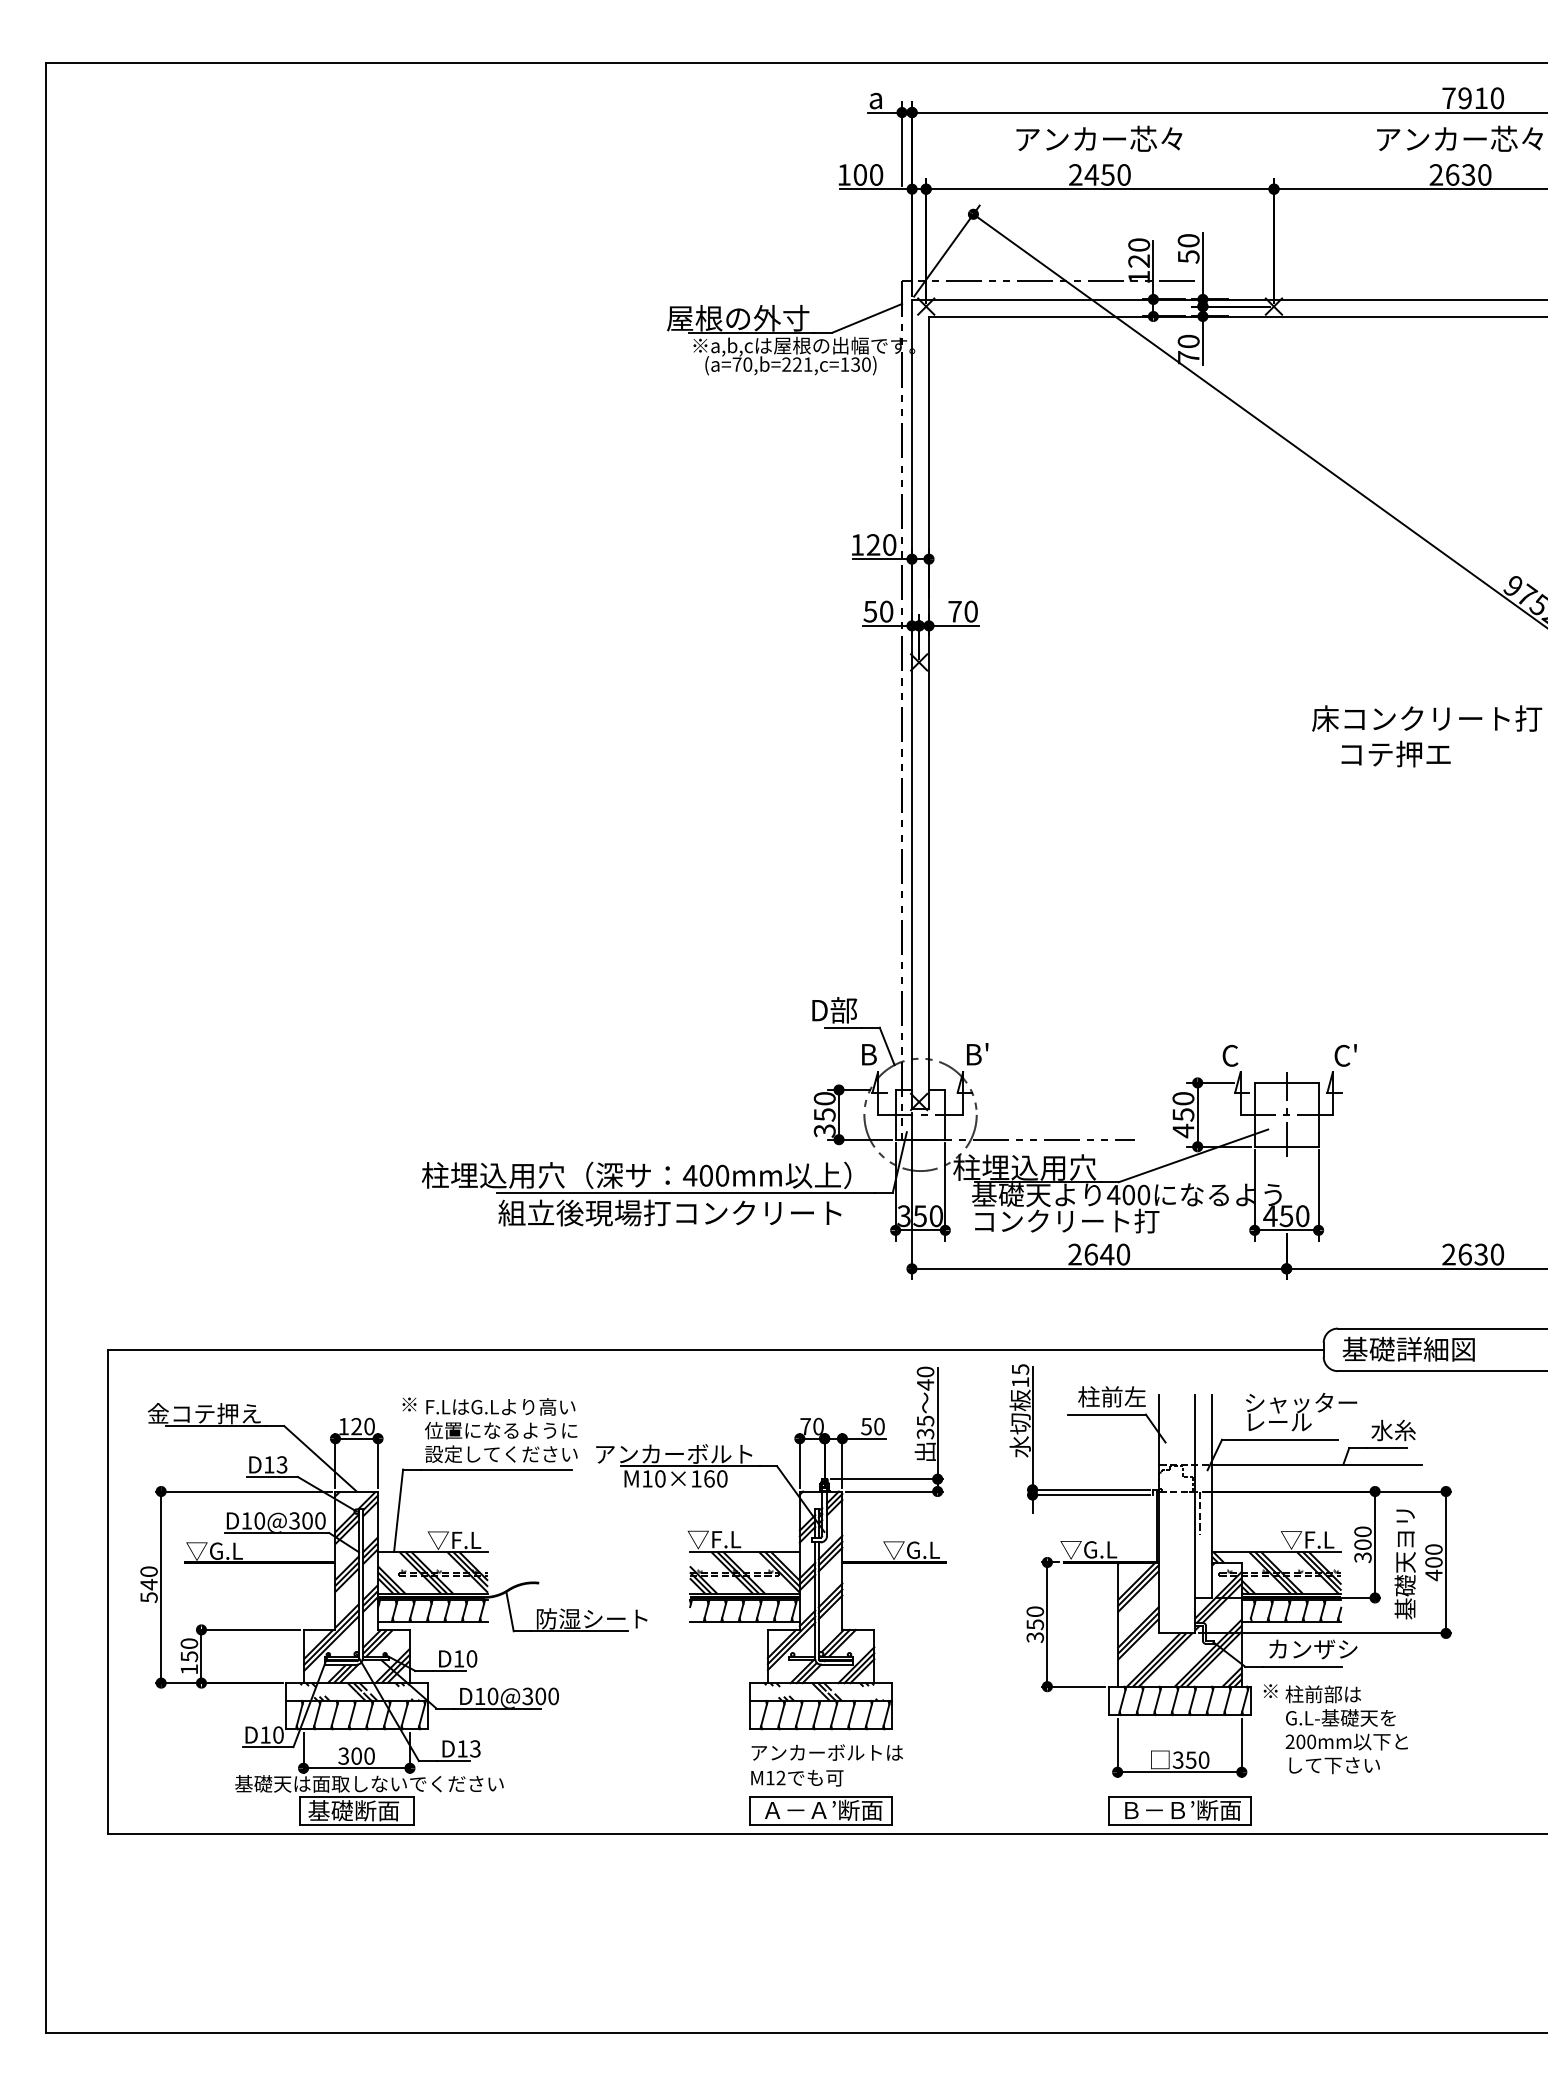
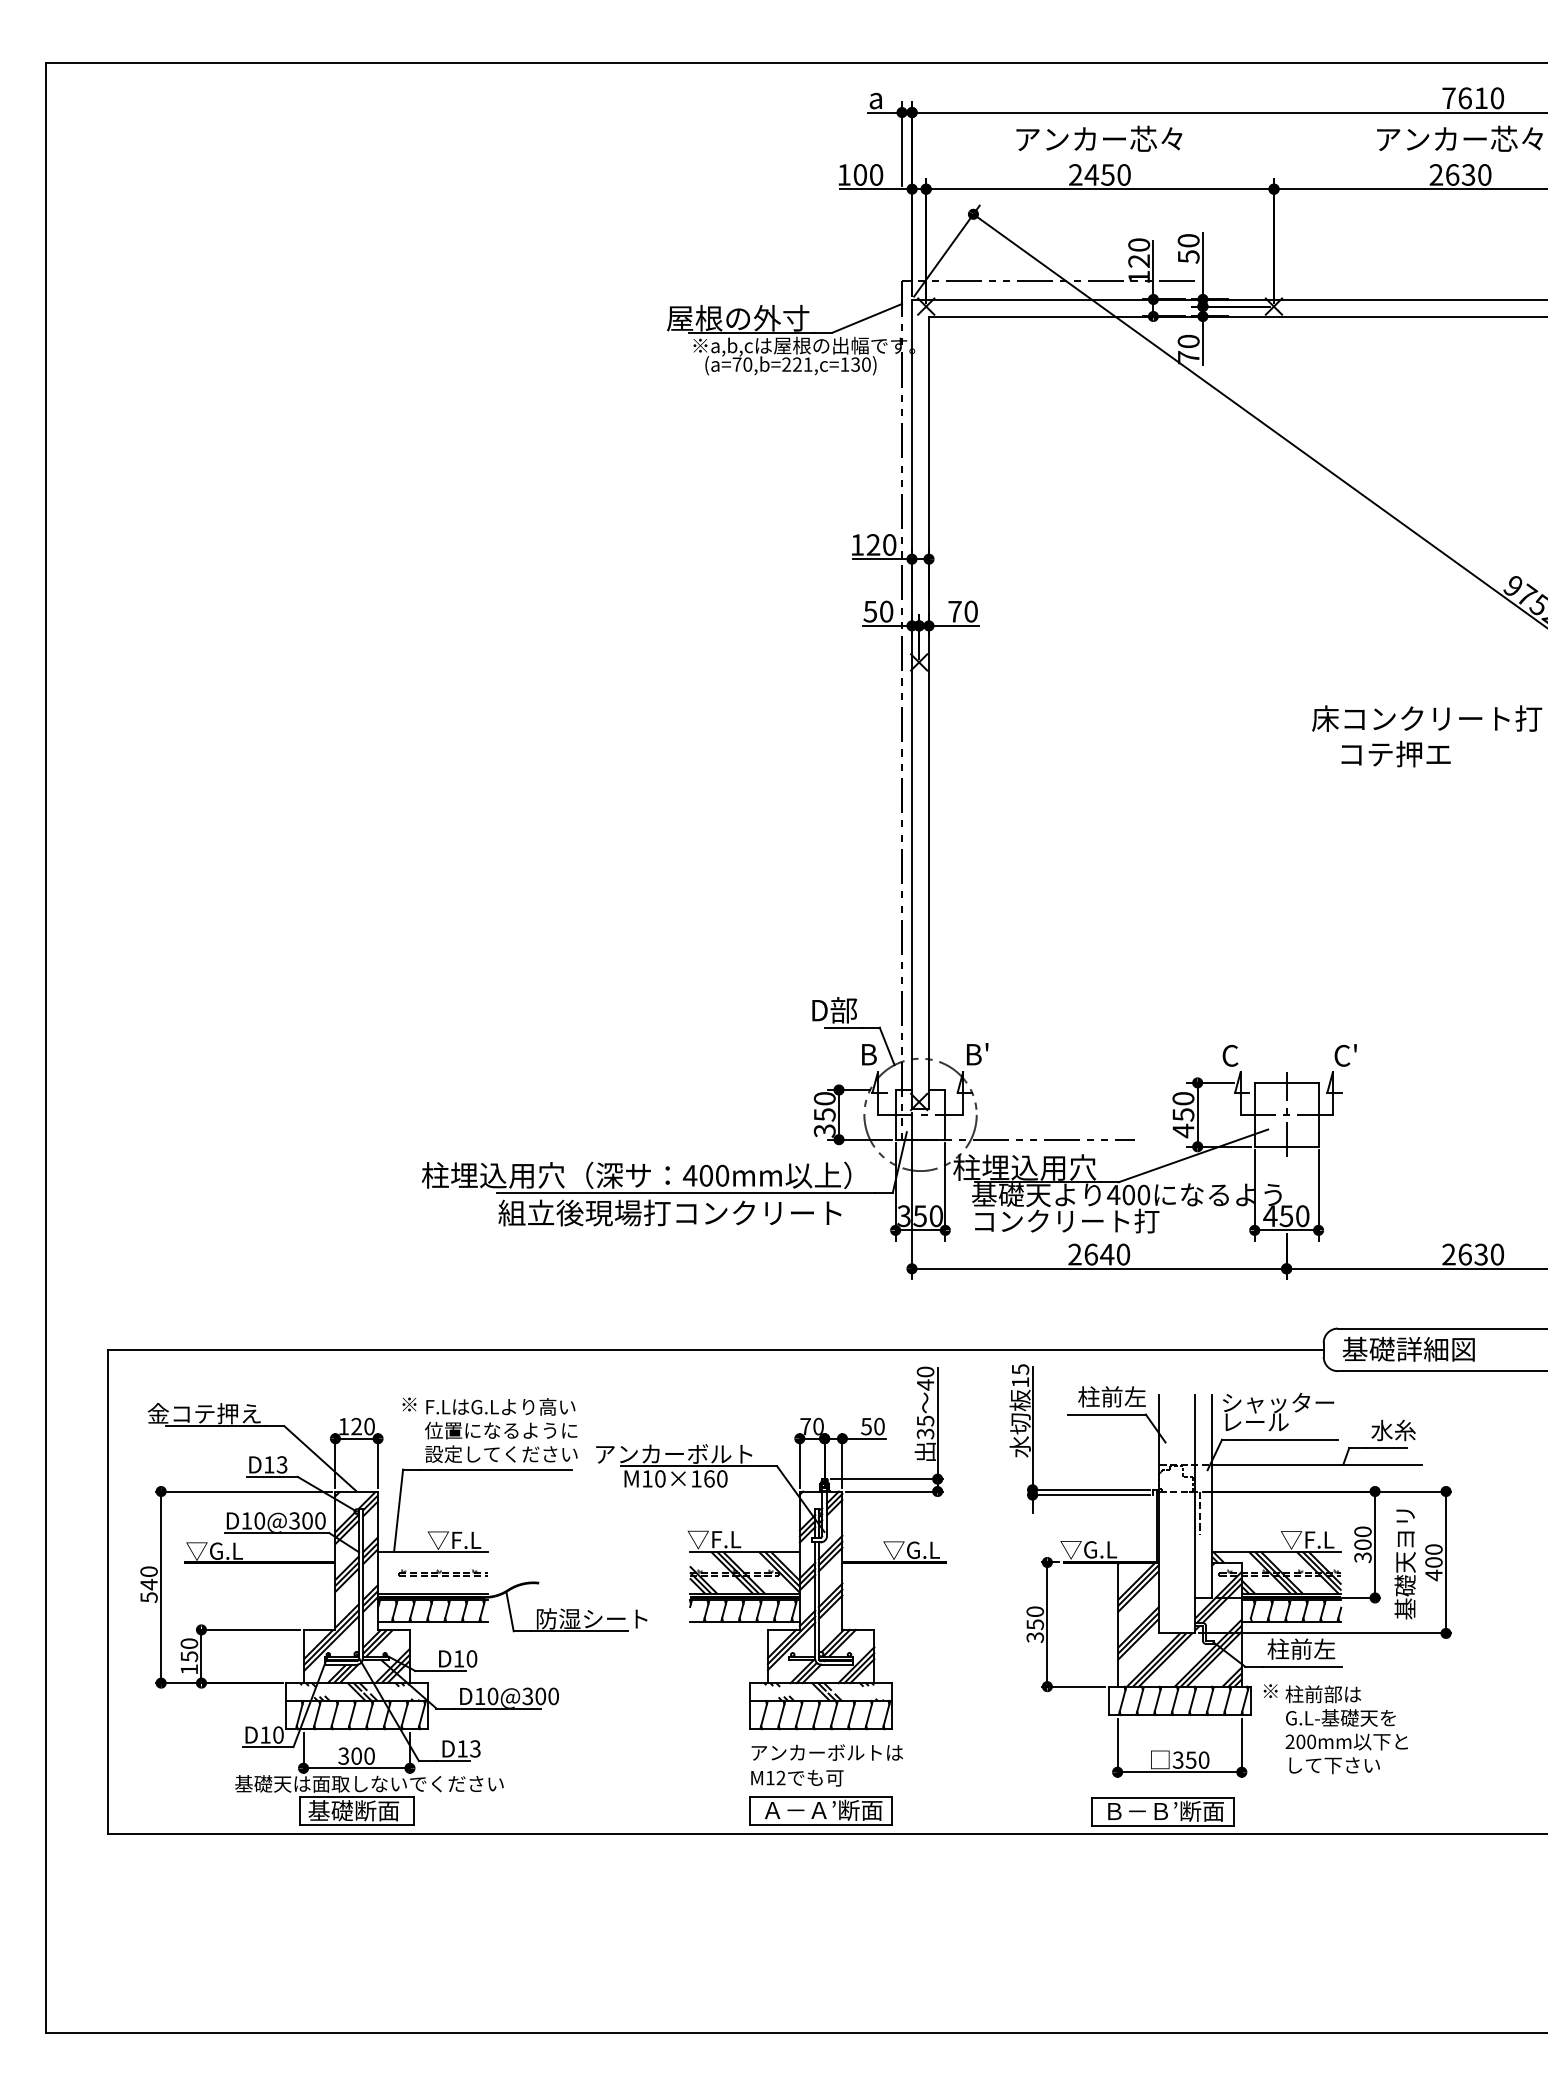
text: 7910 -> 7610 (1464, 98)
text position: (1301, 1411) -> (1278, 1411) (1278, 1411)
hatch: present -> none (433, 1572)
text: カンザシ -> 柱前左 (1312, 1648)
part position: (1179, 1810) -> (1162, 1811) (1162, 1811)
